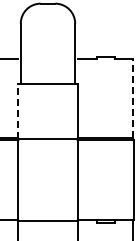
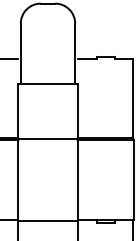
line: dashed -> solid (133, 98)
line: dashed -> solid (17, 111)
